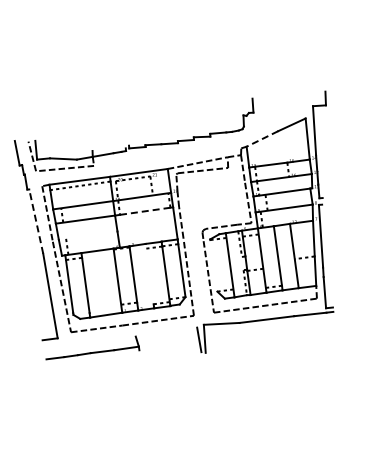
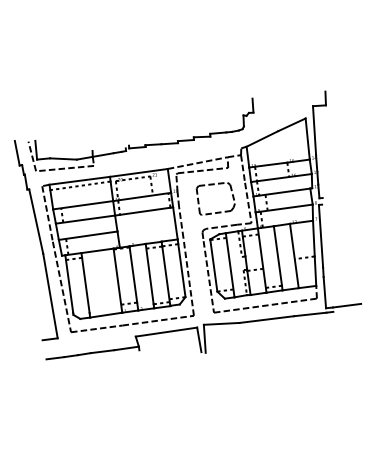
line: dashed -> solid (262, 138)
part: none -> present (214, 185)
line: dashed -> solid (145, 211)
line: dashed -> solid (36, 221)
line: none -> present (87, 235)
line: none -> present (213, 265)
line: none -> present (149, 273)
line: none -> present (346, 305)
line: none -> present (166, 331)
